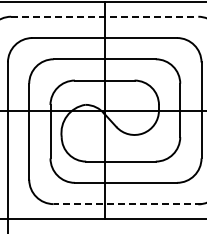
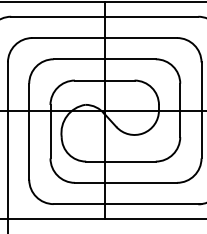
line: dashed -> solid (104, 16)
line: dashed -> solid (127, 204)
